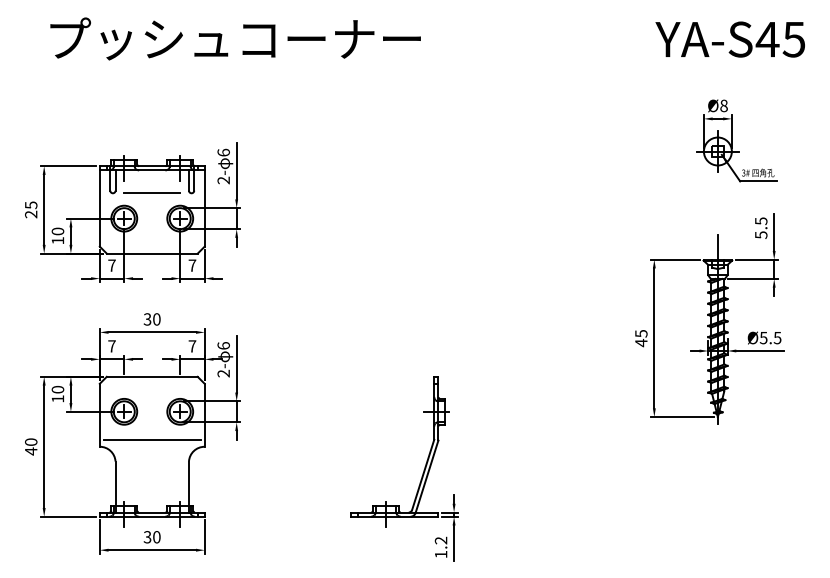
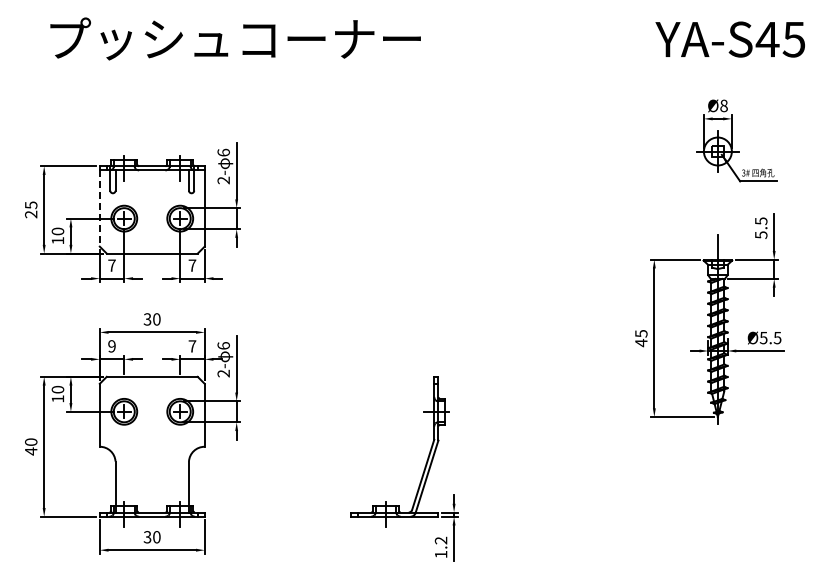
line: present -> none (152, 193)
line: solid -> dashed (99, 209)
text: 7 -> 9 (111, 346)
line: present -> none (152, 439)
